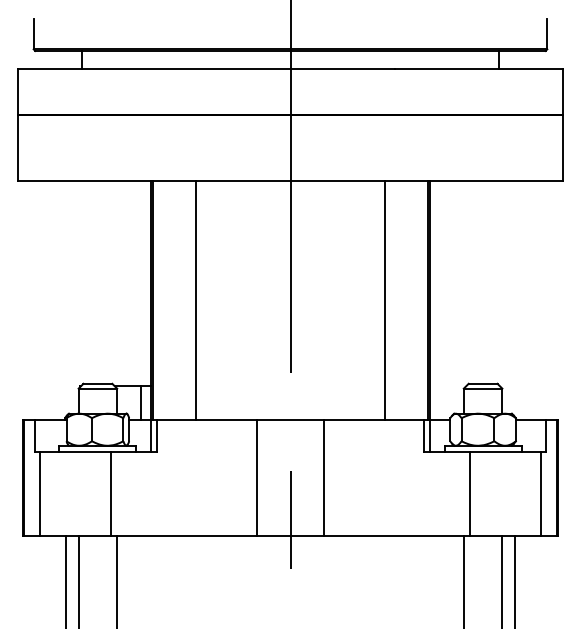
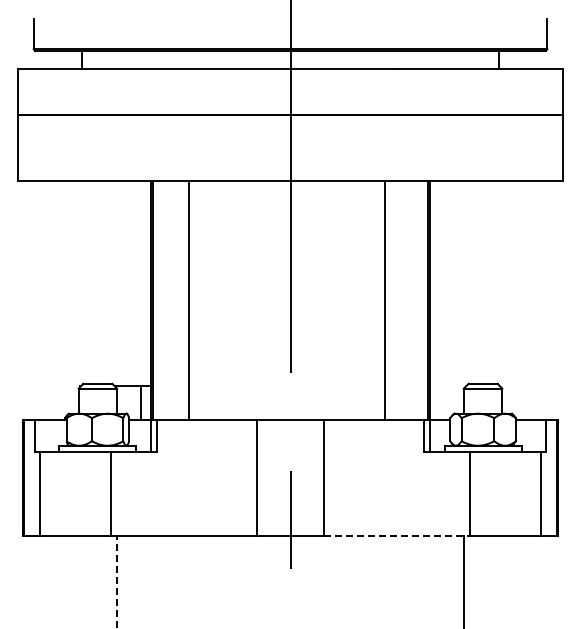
line position: (195, 300) -> (188, 300) (188, 300)
line: solid -> dashed (396, 535)
line: present -> none (65, 580)
line: present -> none (78, 580)
line: present -> none (502, 580)
line: present -> none (515, 580)
line: solid -> dashed (117, 581)
